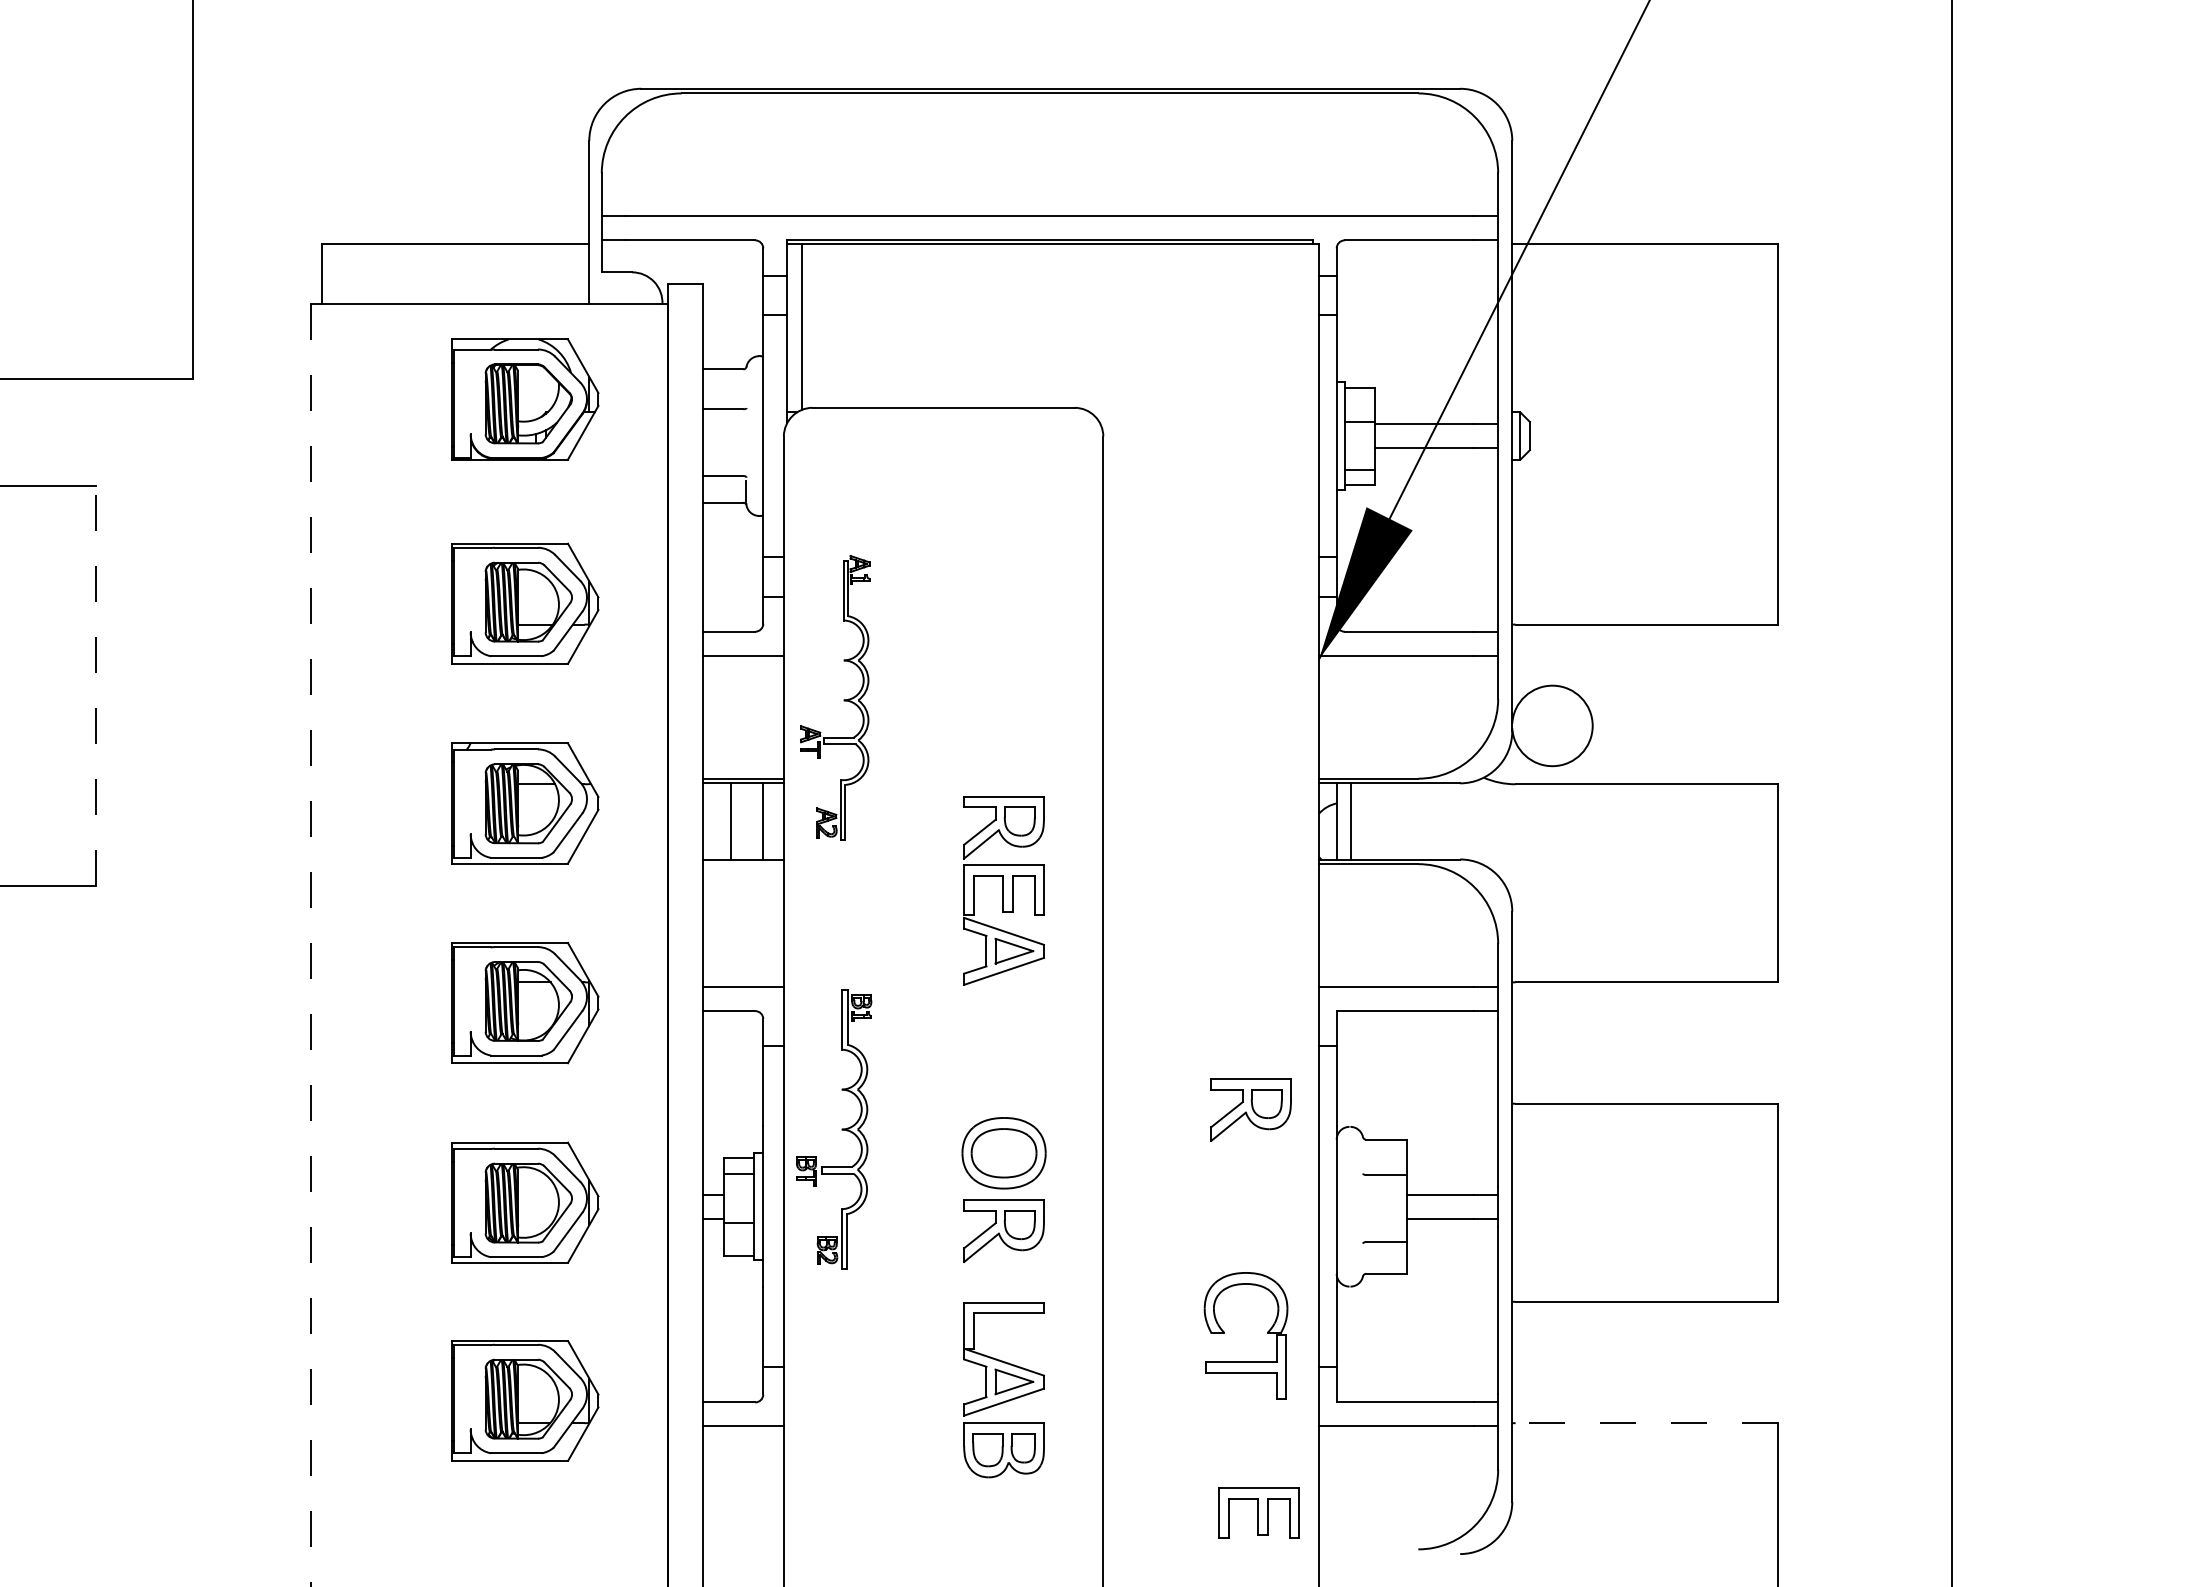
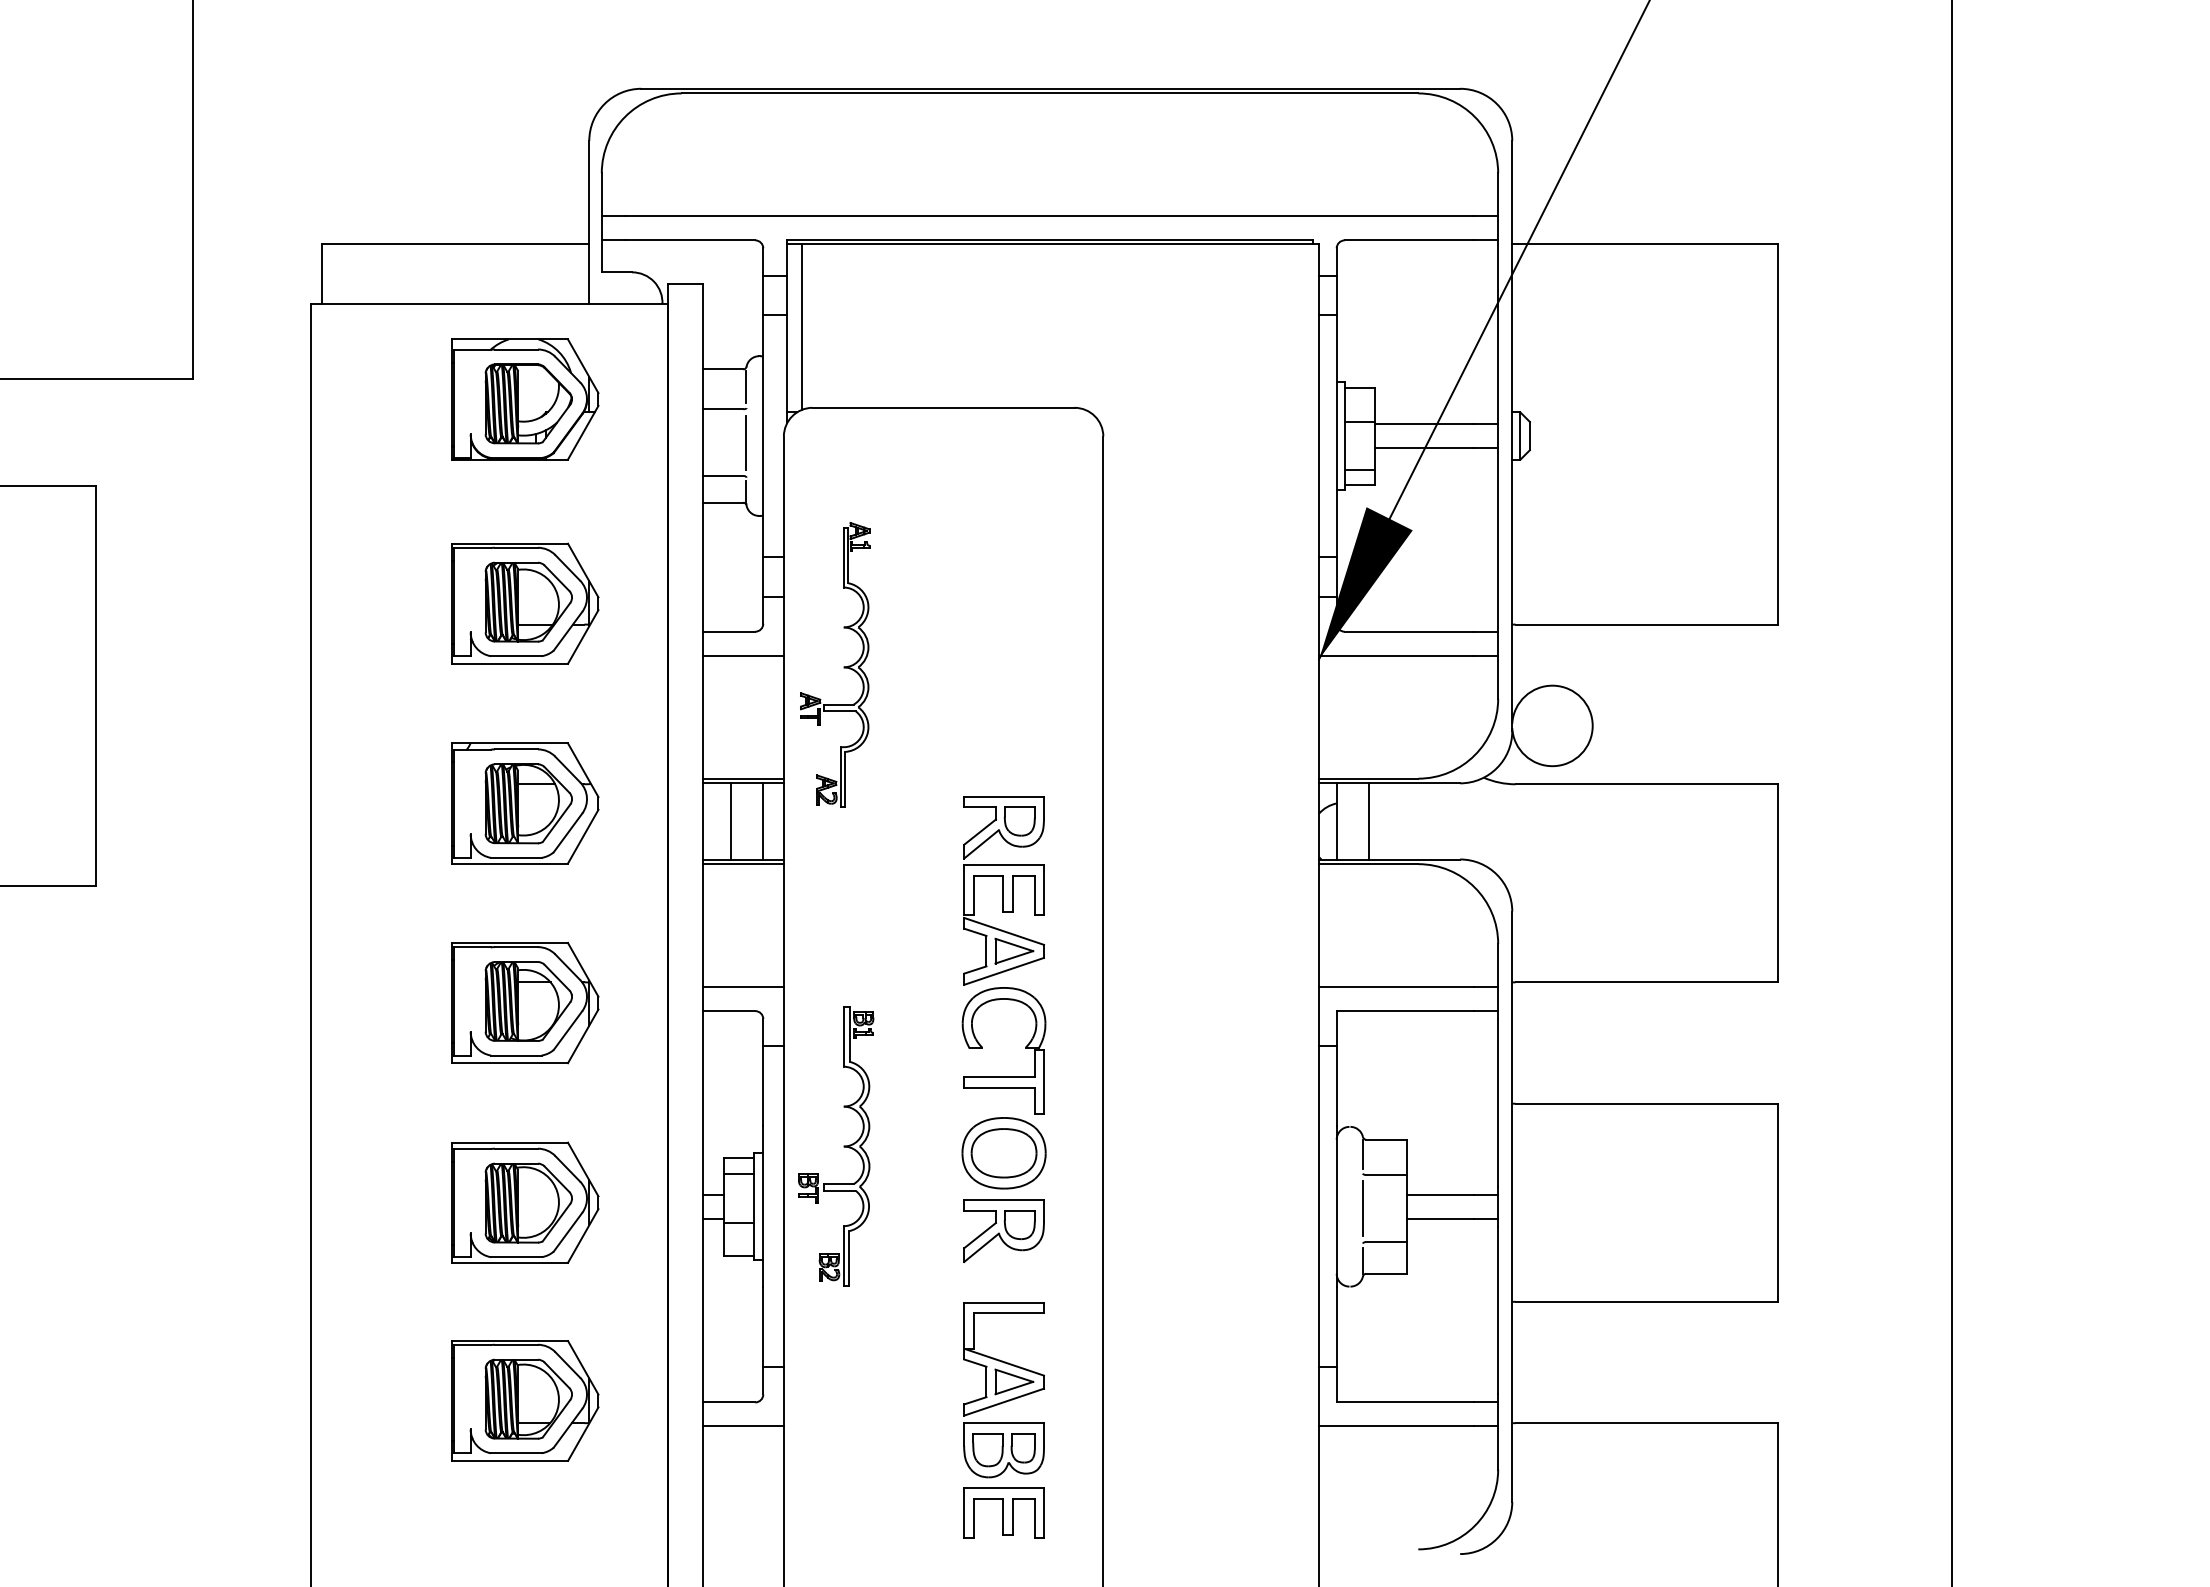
line: none -> present (746, 386)
line: none -> present (746, 442)
line: dashed -> solid (96, 685)
part position: (843, 699) -> (843, 666) (843, 666)
line position: (1350, 821) -> (1368, 821) (1368, 821)
line: none -> present (742, 864)
line: dashed -> solid (310, 945)
part: present -> none (1250, 1109)
part position: (841, 1129) -> (843, 1146) (843, 1146)
line: none -> present (1363, 1154)
line: none -> present (1363, 1208)
line: none -> present (1363, 1260)
part position: (1224, 1333) -> (982, 1048) (982, 1048)
line: dashed -> solid (1646, 1423)
part position: (1258, 1512) -> (1003, 1512) (1003, 1512)
